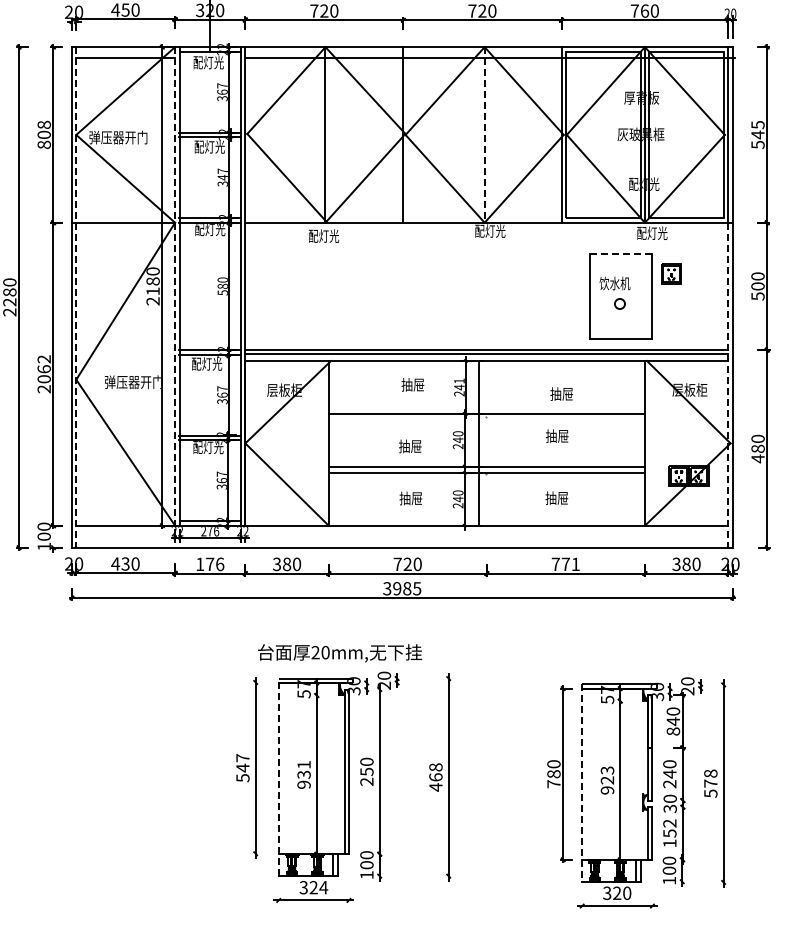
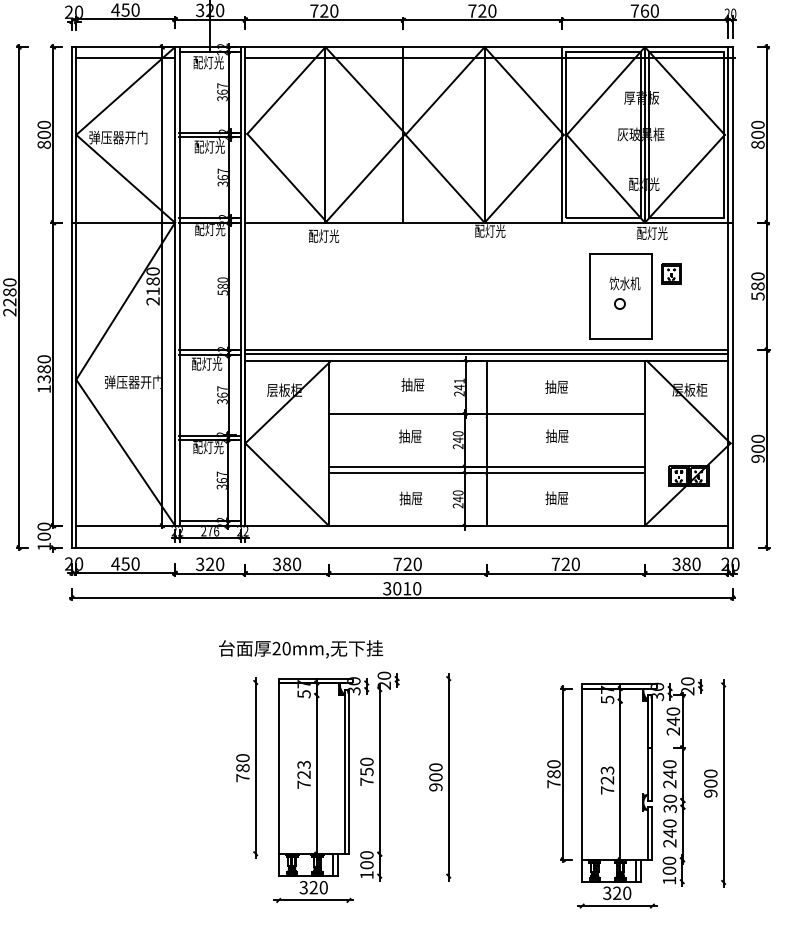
text: 808 -> 800 (44, 124)
line: dashed -> solid (484, 134)
text: 545 -> 800 (757, 134)
text: 347 -> 367 (222, 177)
line: dashed -> solid (620, 253)
text position: (614, 283) -> (624, 283) (624, 283)
line: dashed -> solid (175, 286)
text: 500 -> 580 (757, 286)
line: dashed -> solid (76, 297)
text: 2062 -> 1380 (43, 374)
line: dashed -> solid (728, 385)
text position: (561, 393) -> (556, 386) (556, 386)
line position: (478, 443) -> (486, 443) (486, 443)
text position: (410, 446) -> (410, 436) (410, 436)
text: 480 -> 900 (757, 453)
text: 430 -> 450 (125, 563)
text: 176 -> 320 (210, 564)
text: 771 -> 720 (570, 564)
text: 3985 -> 3010 (407, 588)
text position: (340, 653) -> (301, 649) (301, 649)
text: 840 -> 240 (673, 731)
text: 547 -> 780 (242, 768)
text: 931 -> 723 (303, 774)
line: dashed -> solid (278, 777)
text: 468 -> 900 (435, 777)
text: 250 -> 750 (366, 781)
line: dashed -> solid (582, 782)
text: 578 -> 900 (710, 783)
text: 923 -> 723 (607, 790)
text: 152 -> 240 (669, 833)
text: 324 -> 320 (323, 887)
